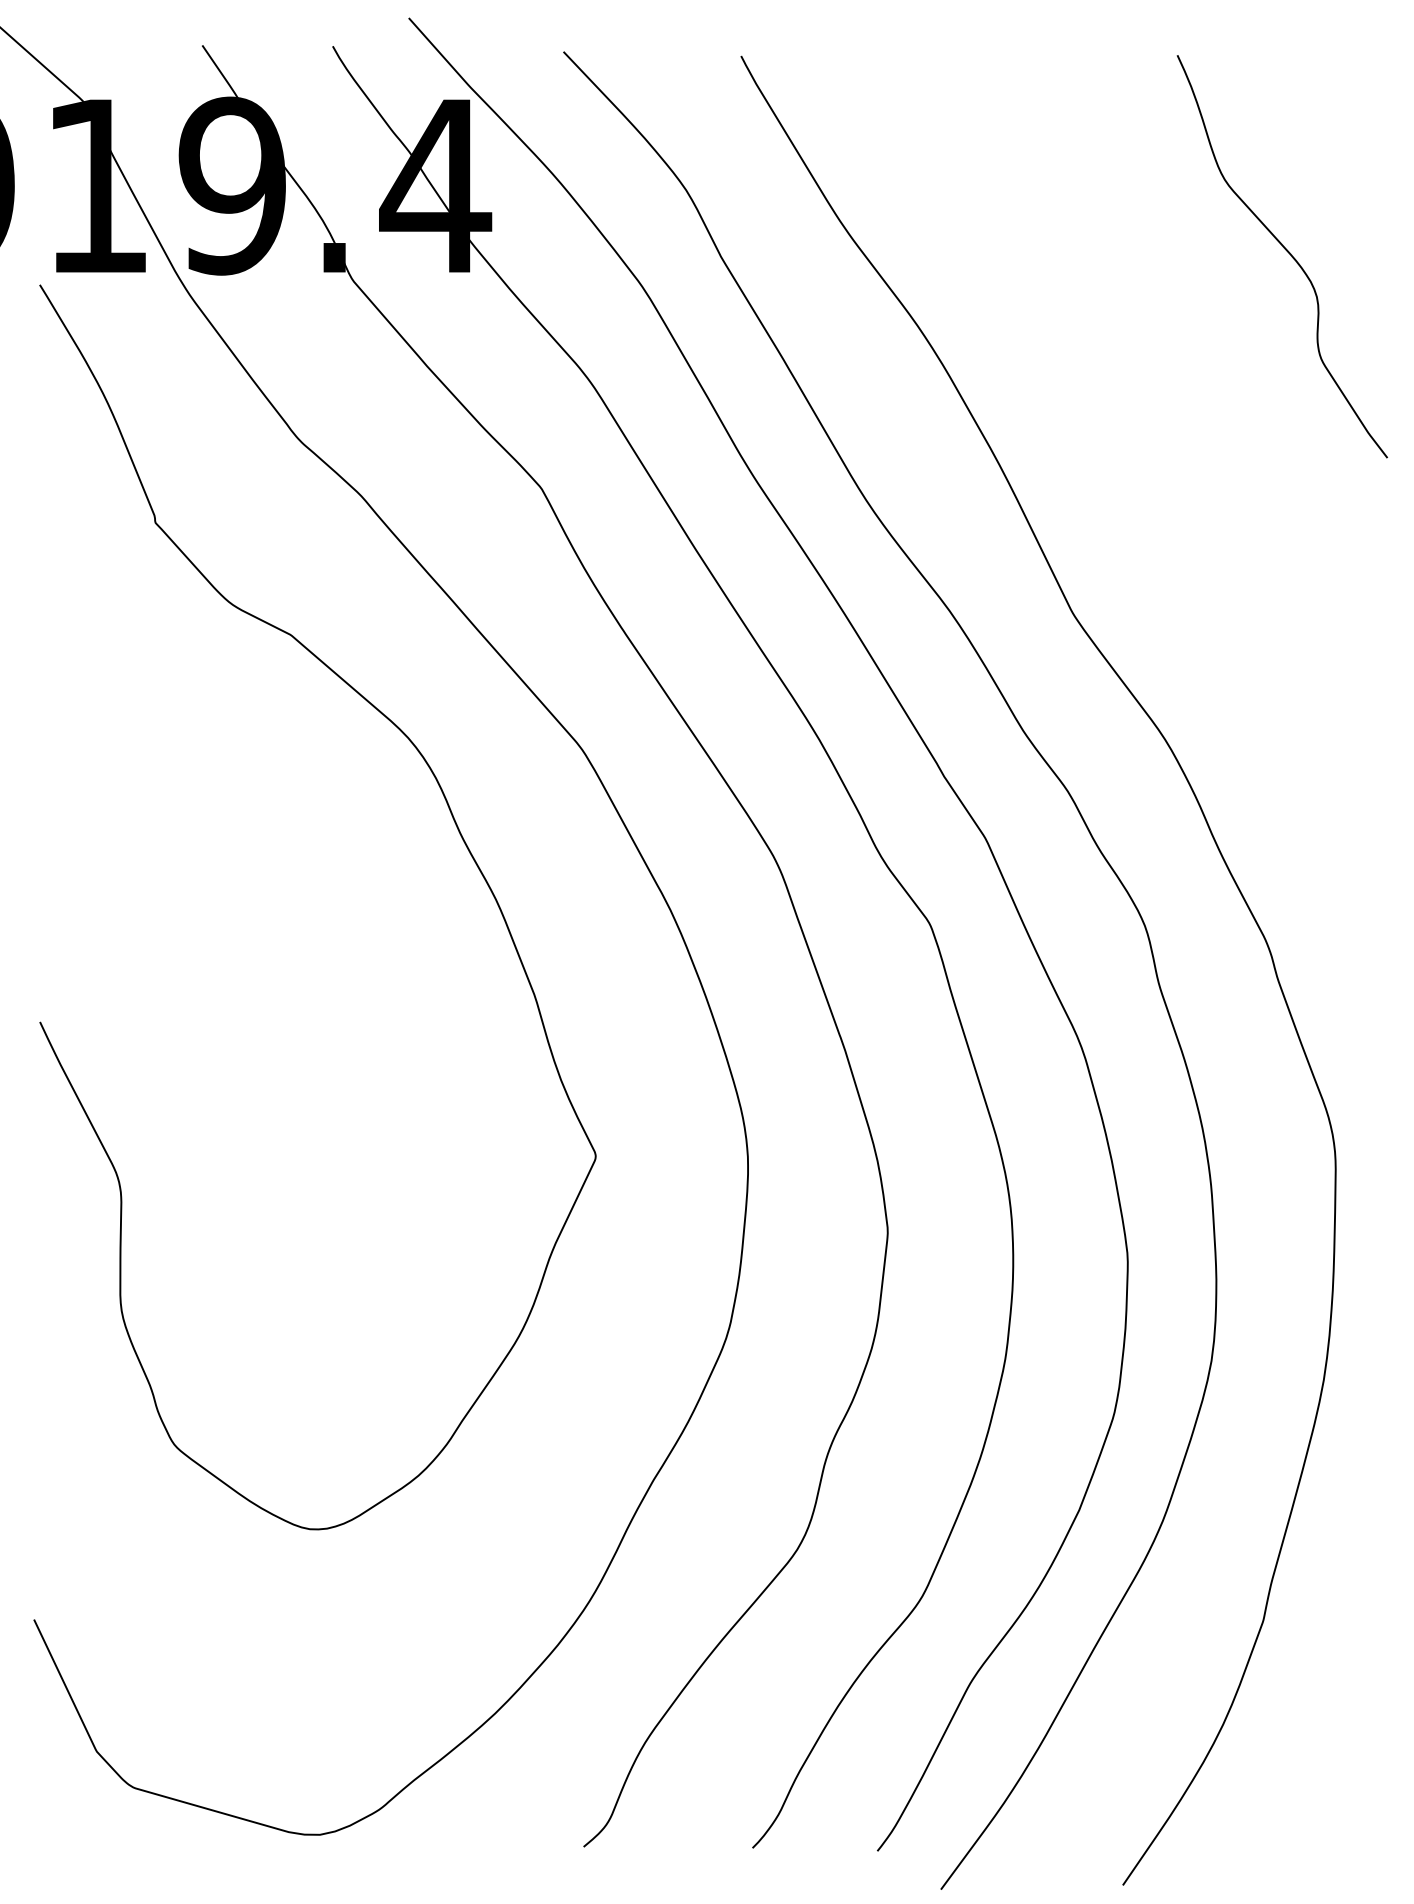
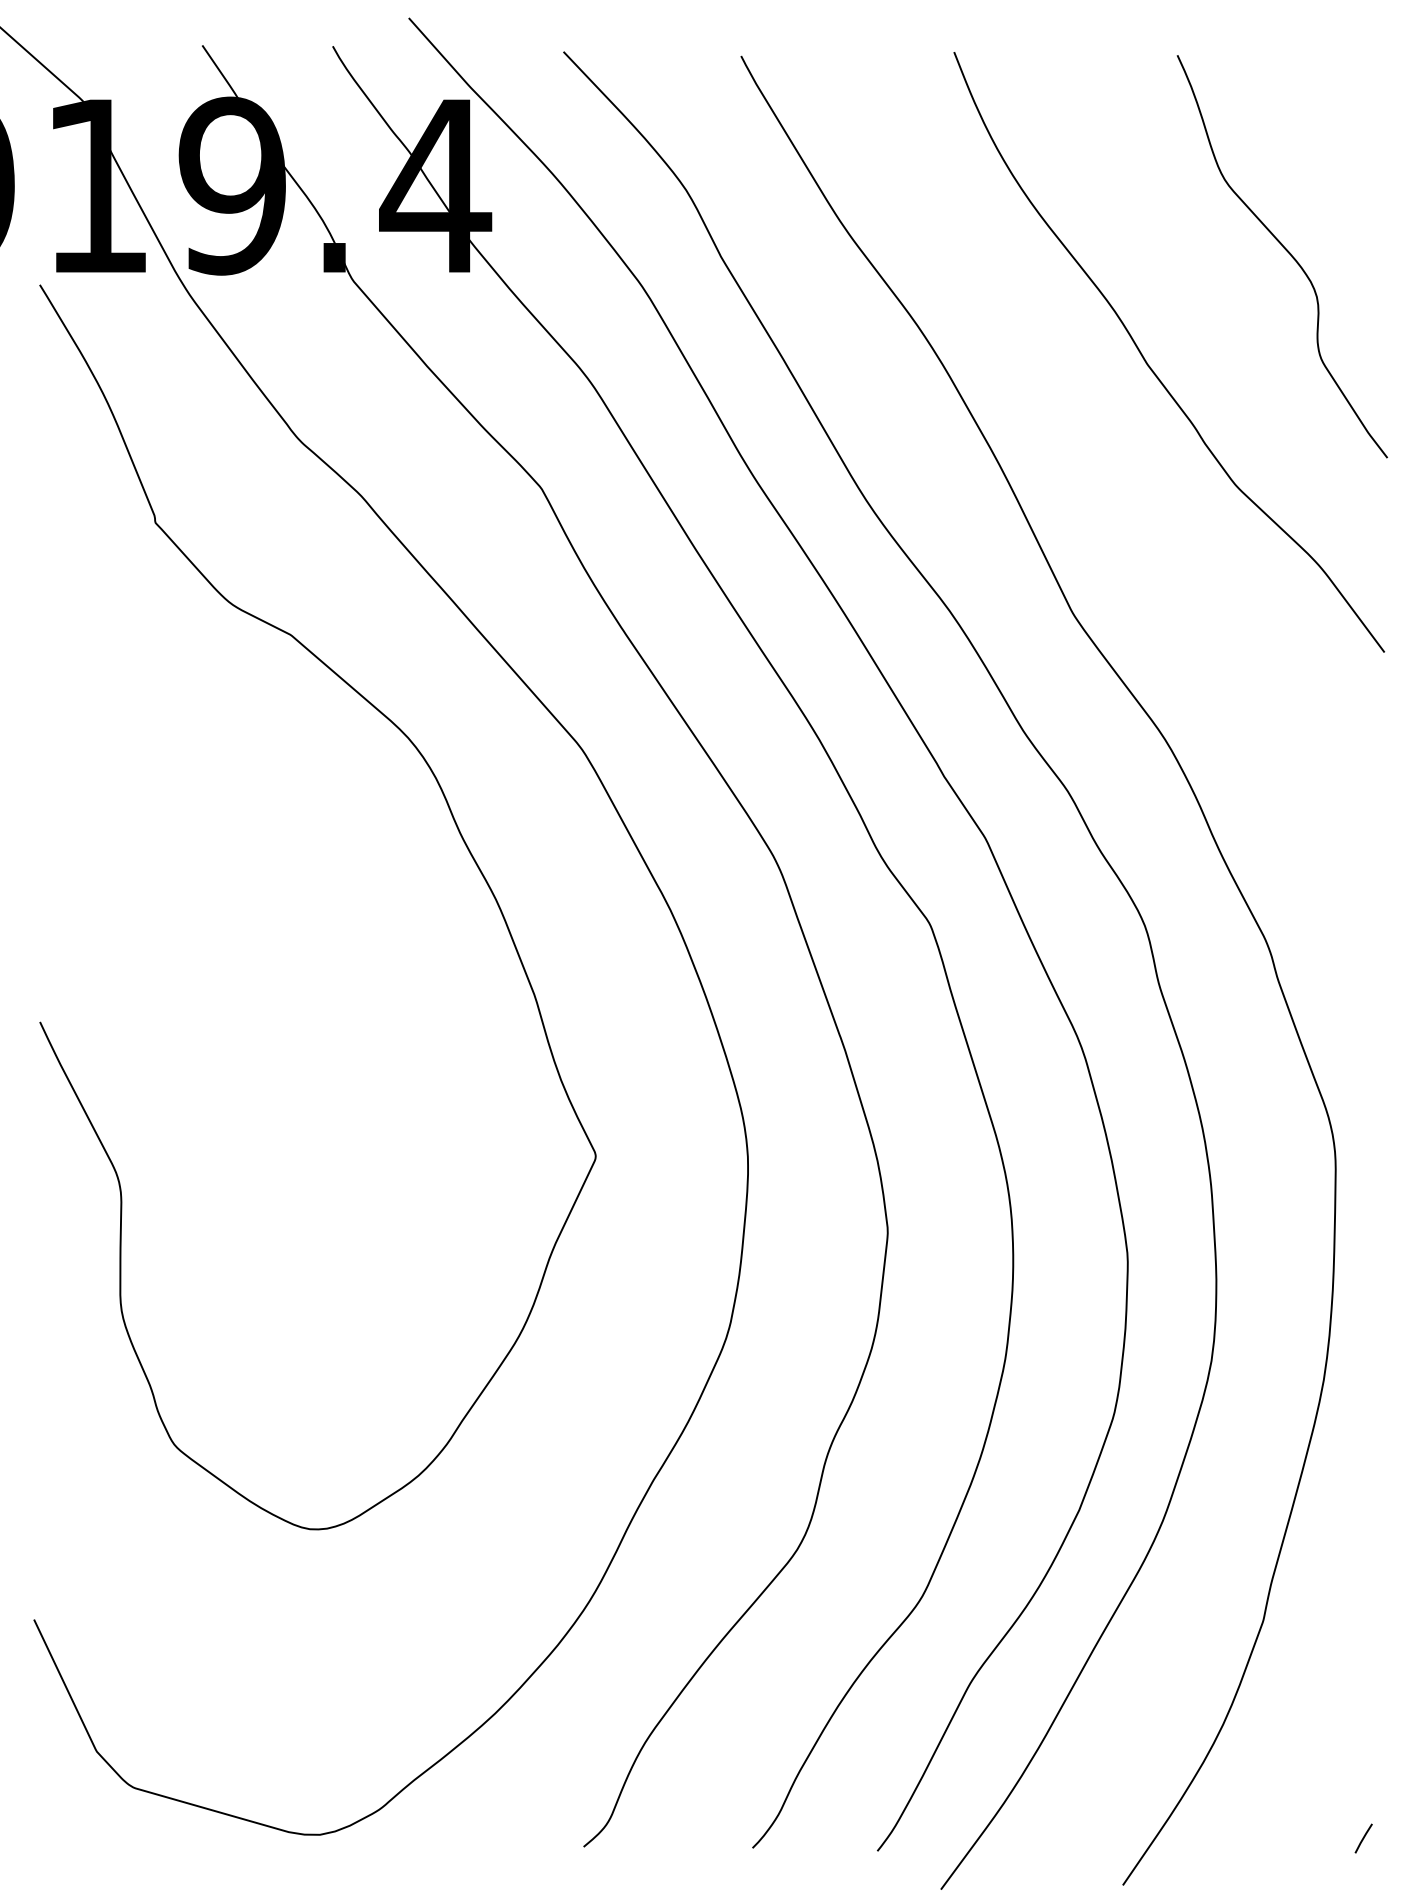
curve: none -> present (1150, 366)
line: none -> present (1363, 1838)
